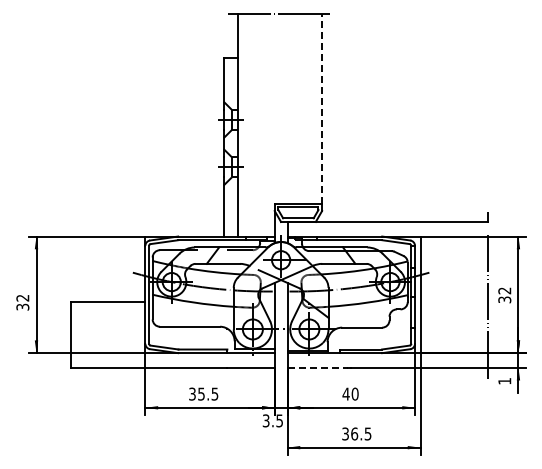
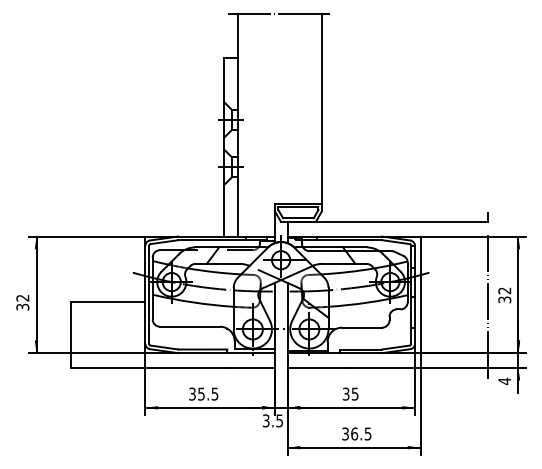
line: dashed -> solid (322, 108)
line: dashed -> solid (318, 367)
text: 1 -> 4 (504, 381)
text: 40 -> 35 (350, 393)
